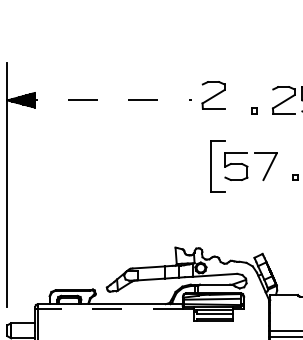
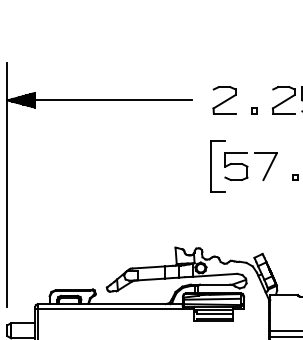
part position: (213, 95) -> (224, 100) (224, 100)
line: dashed -> solid (100, 100)
line: dashed -> solid (109, 308)
